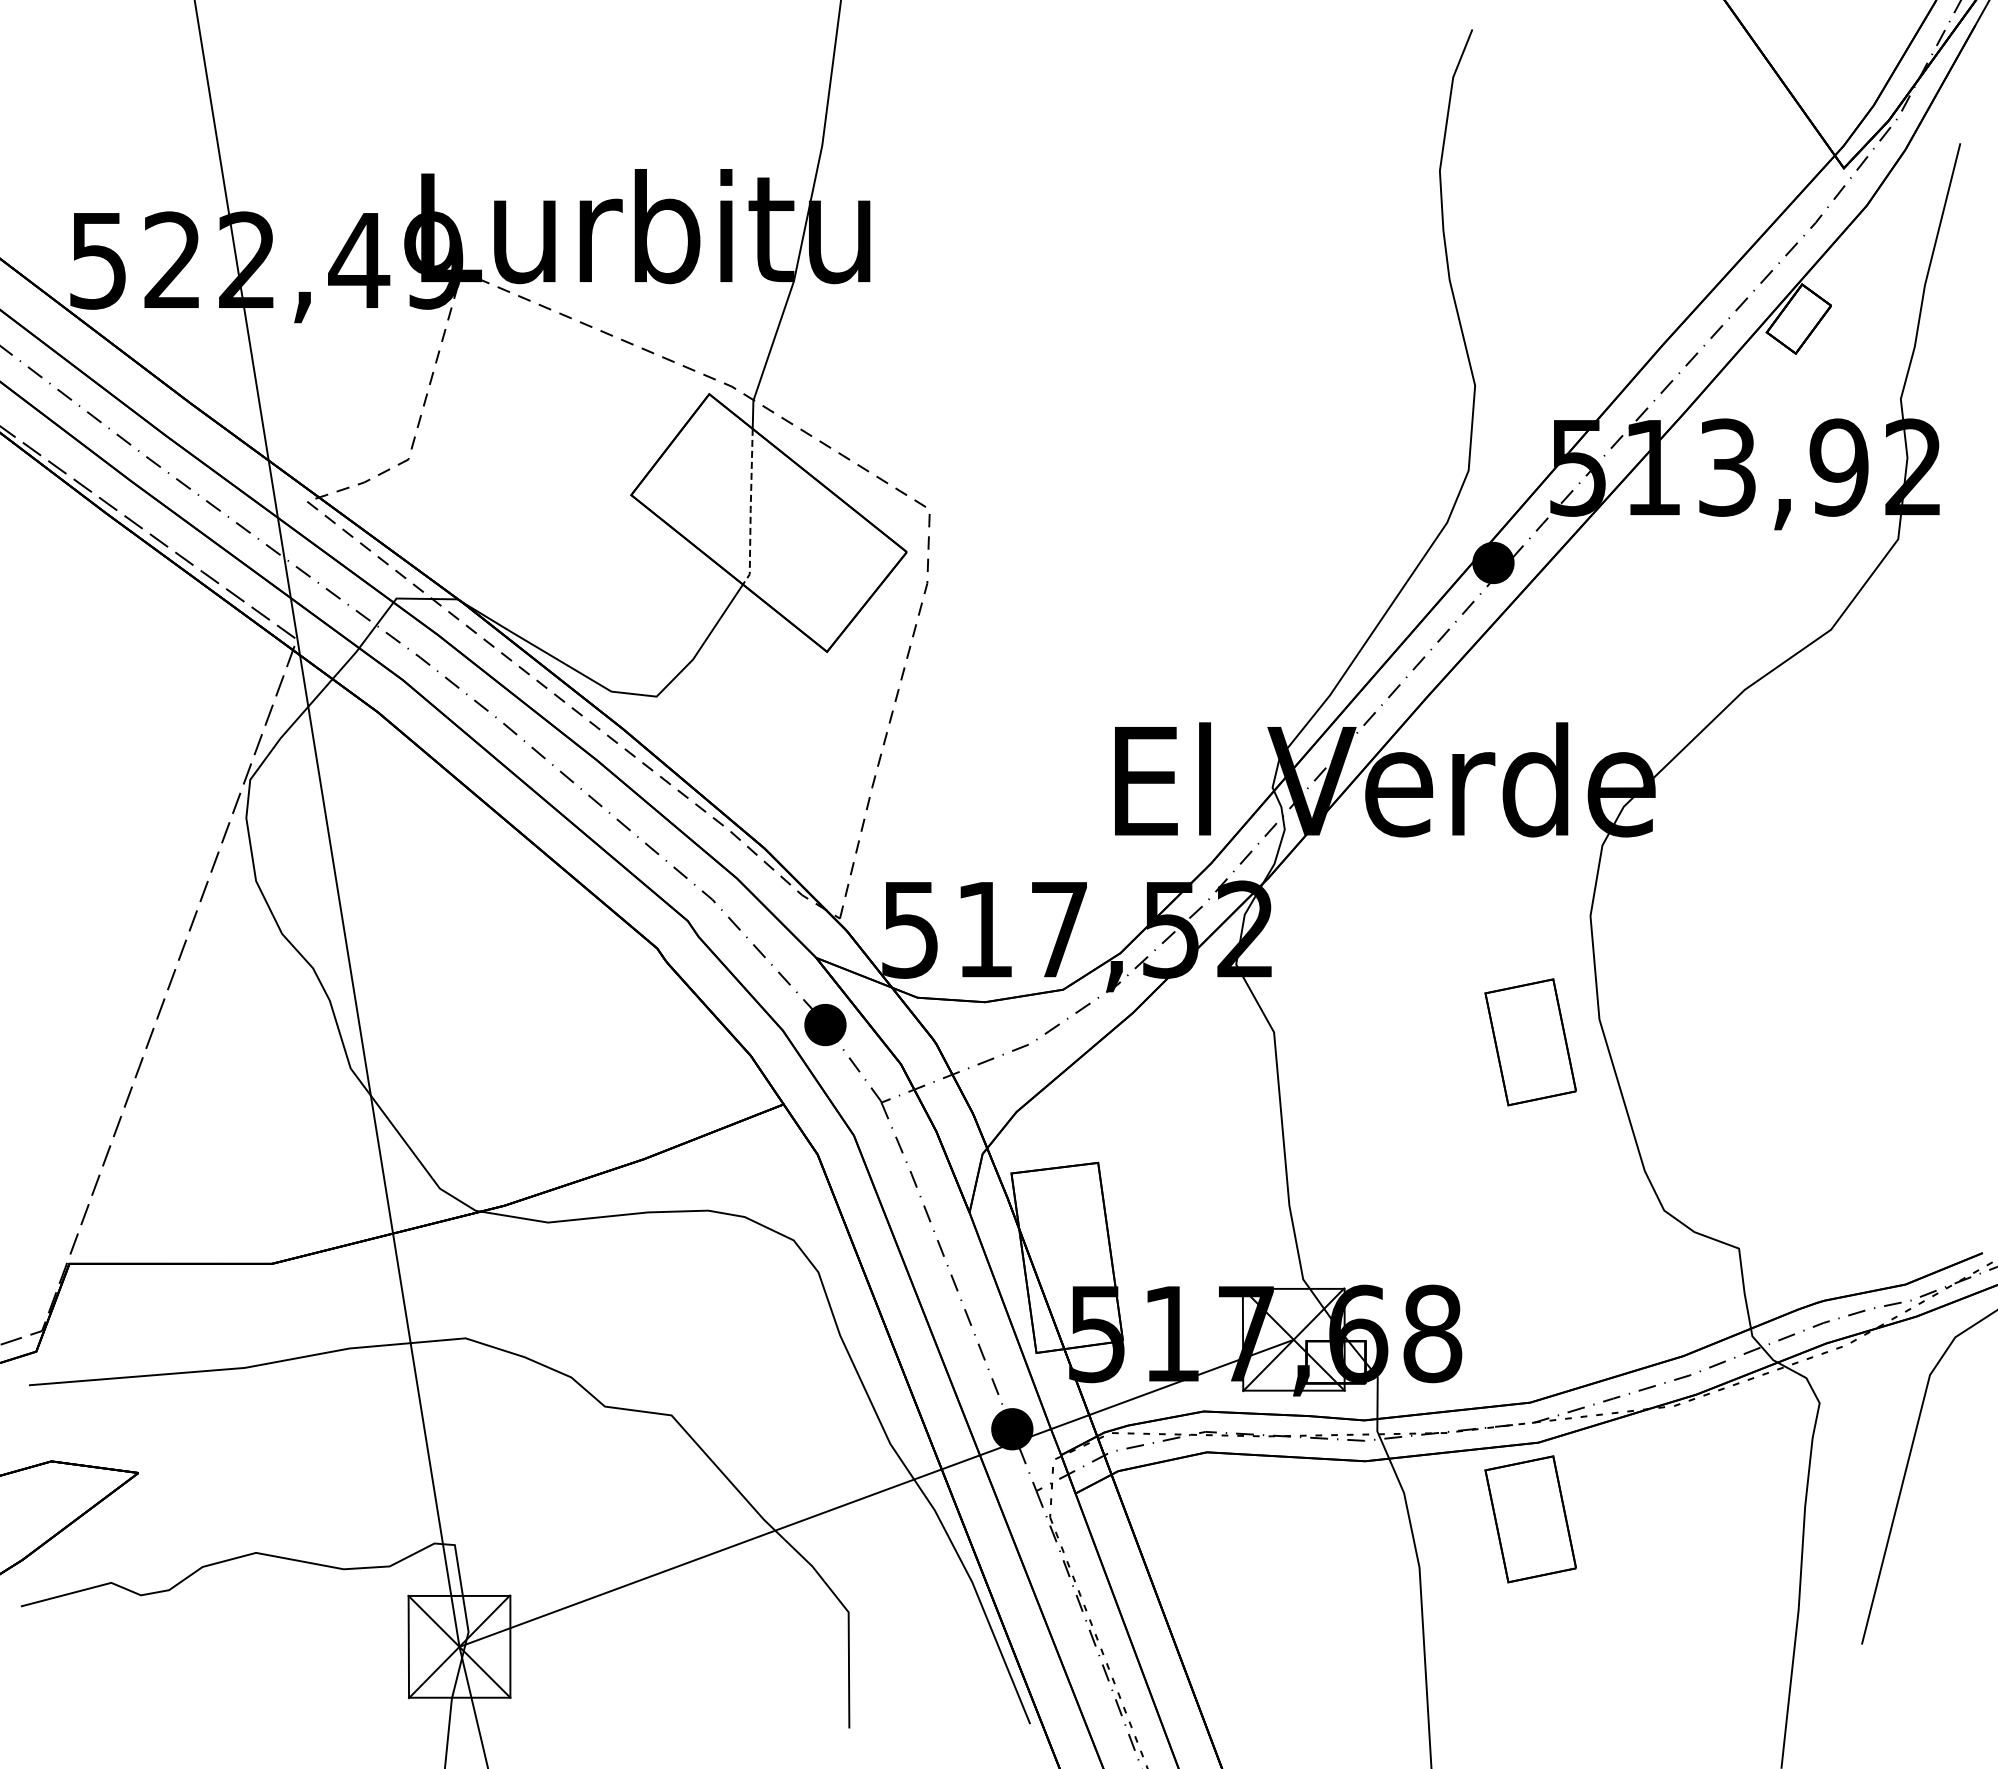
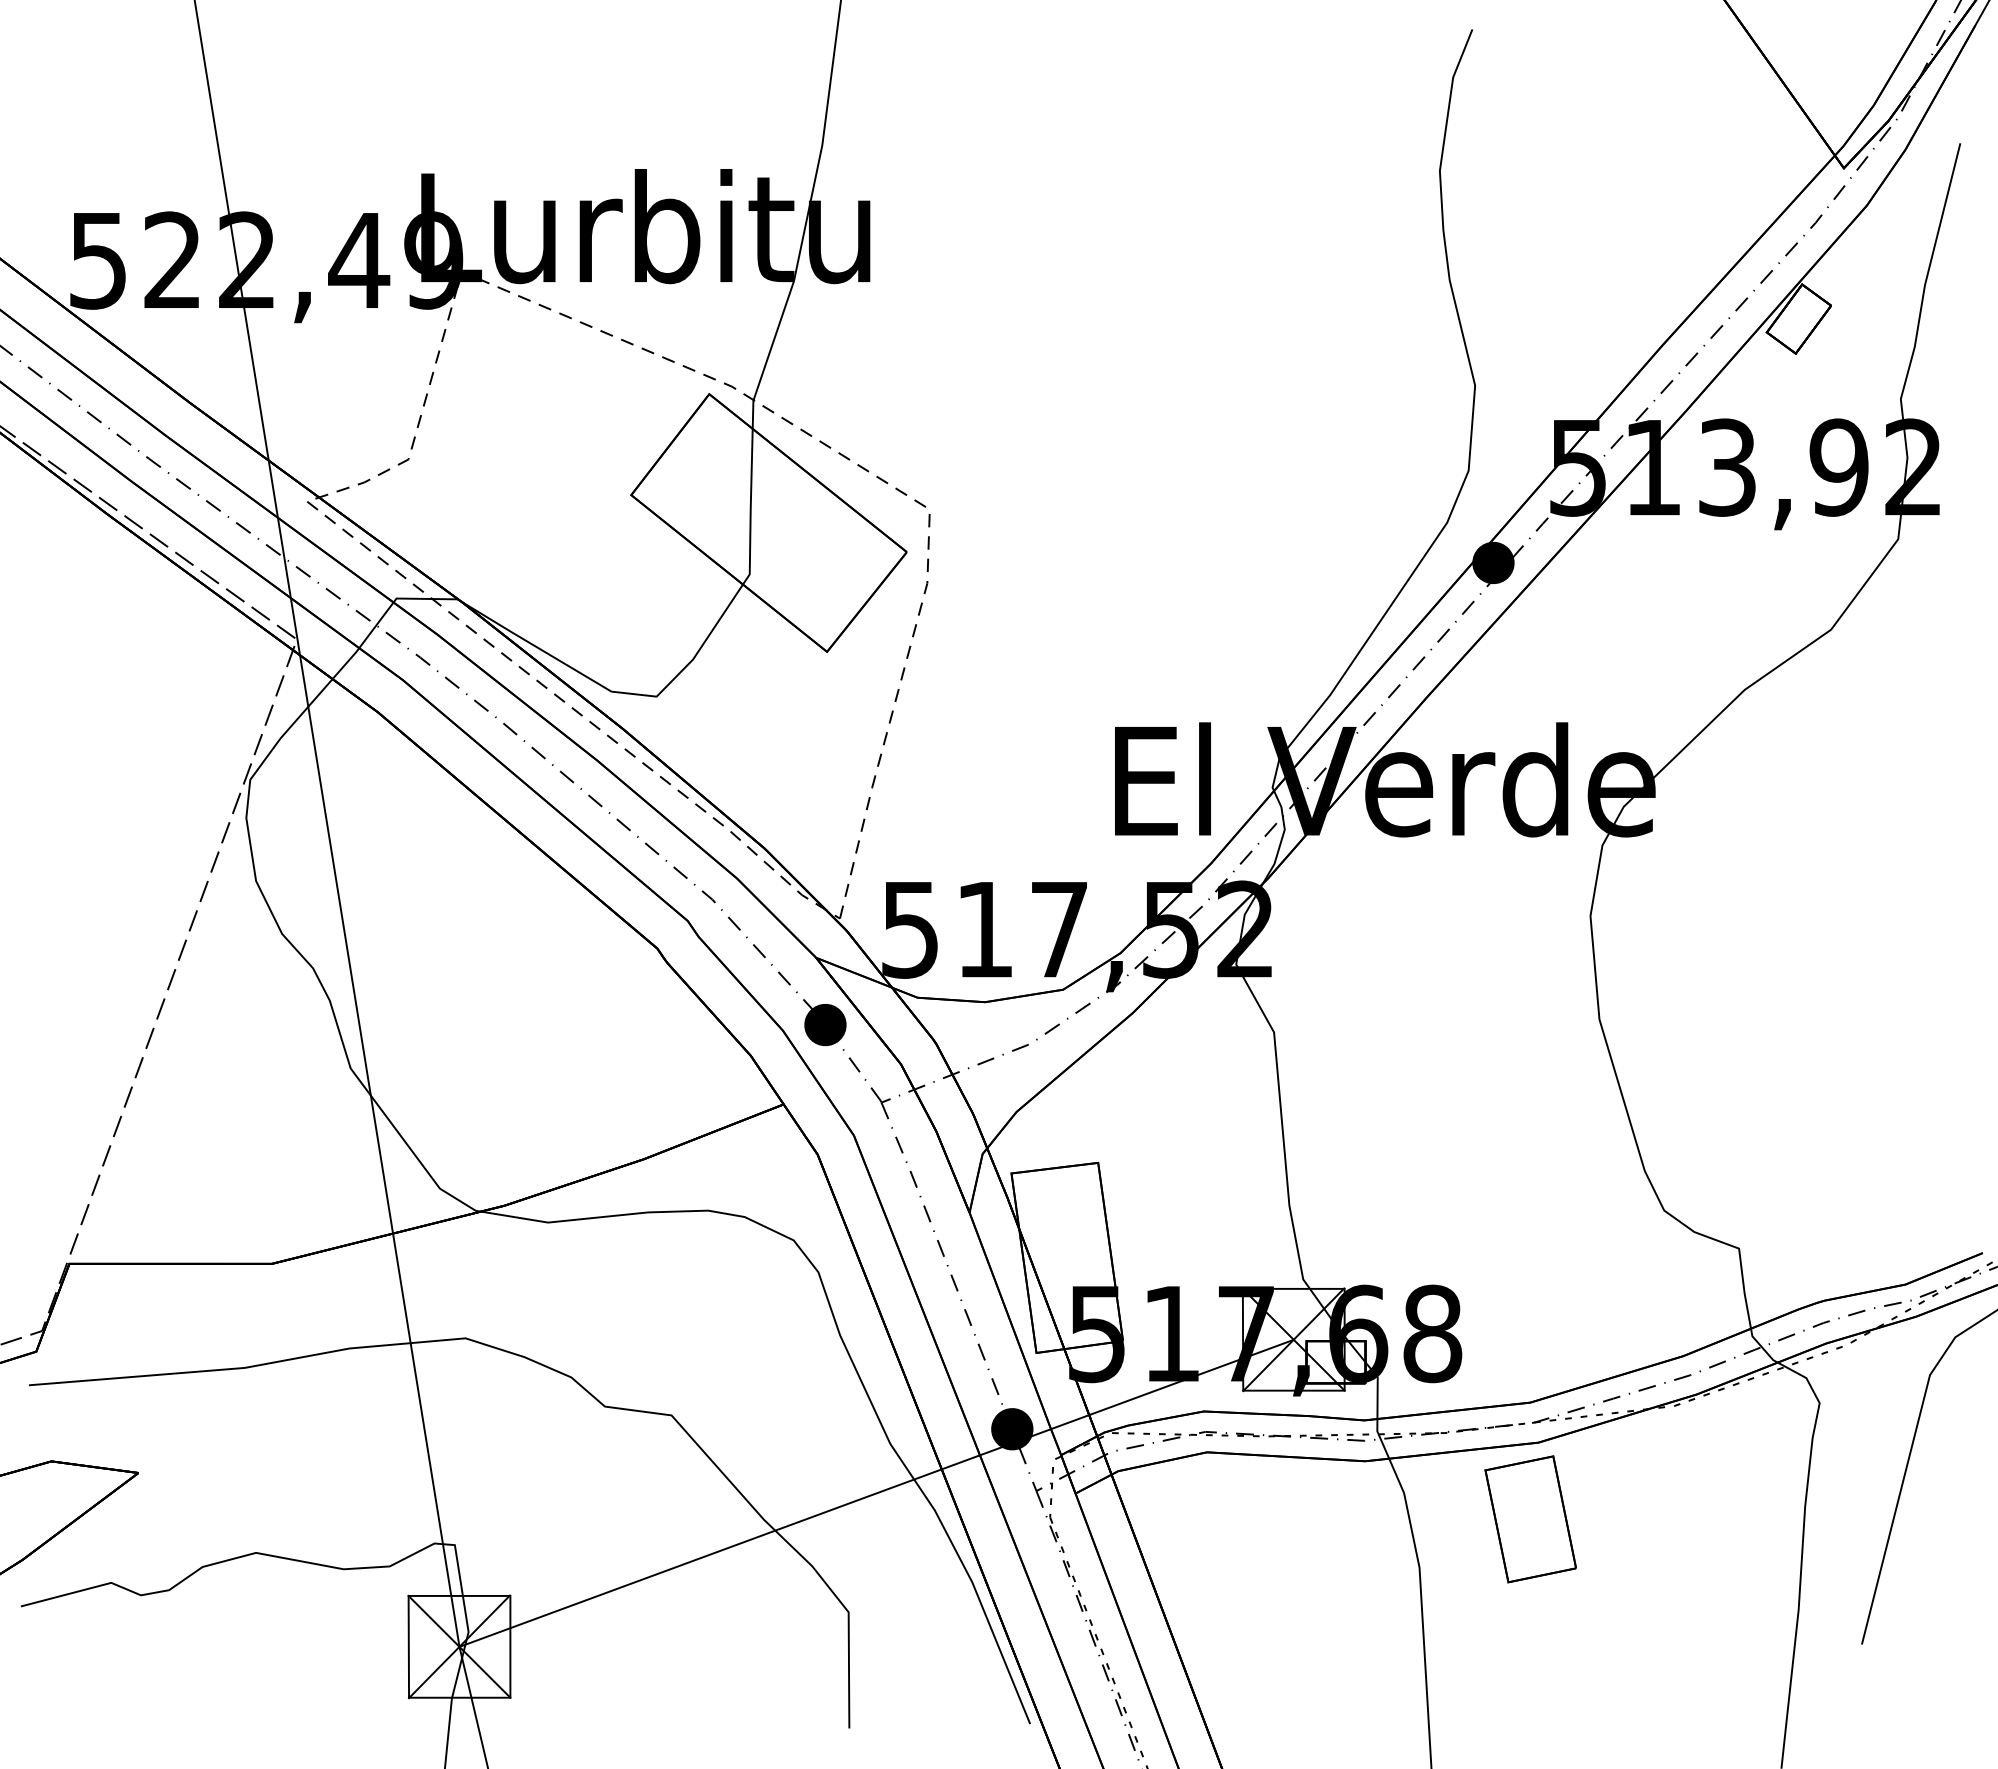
line: dashed -> solid (750, 509)
part: present -> none (1530, 1042)
